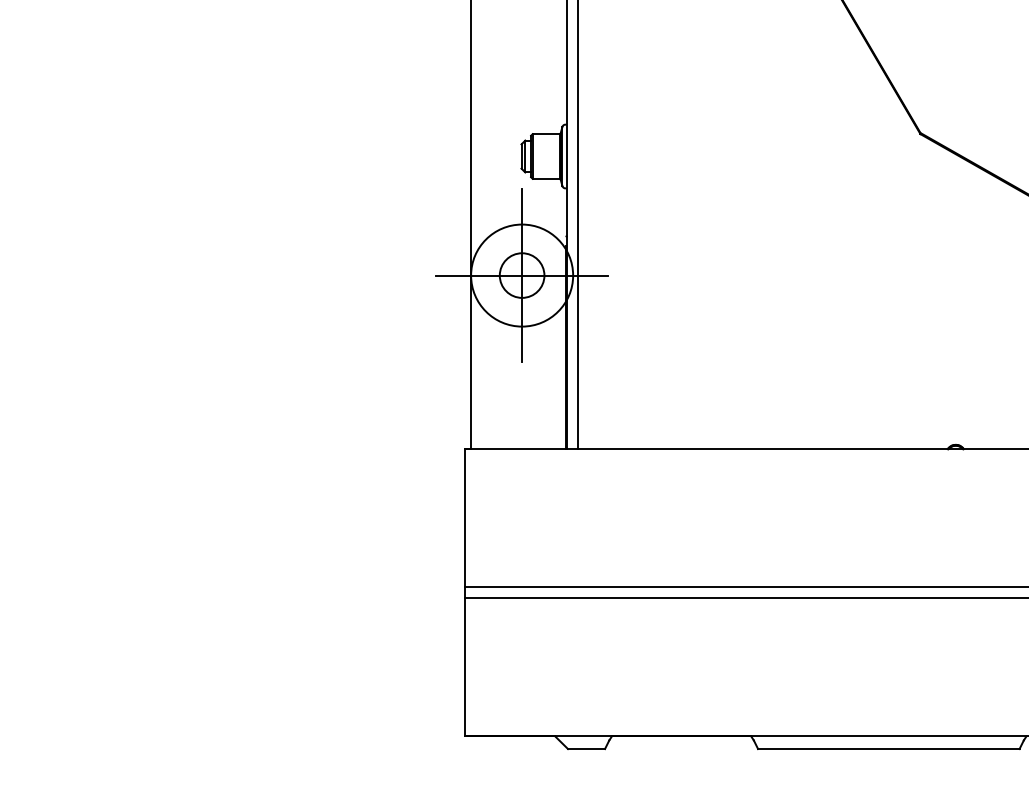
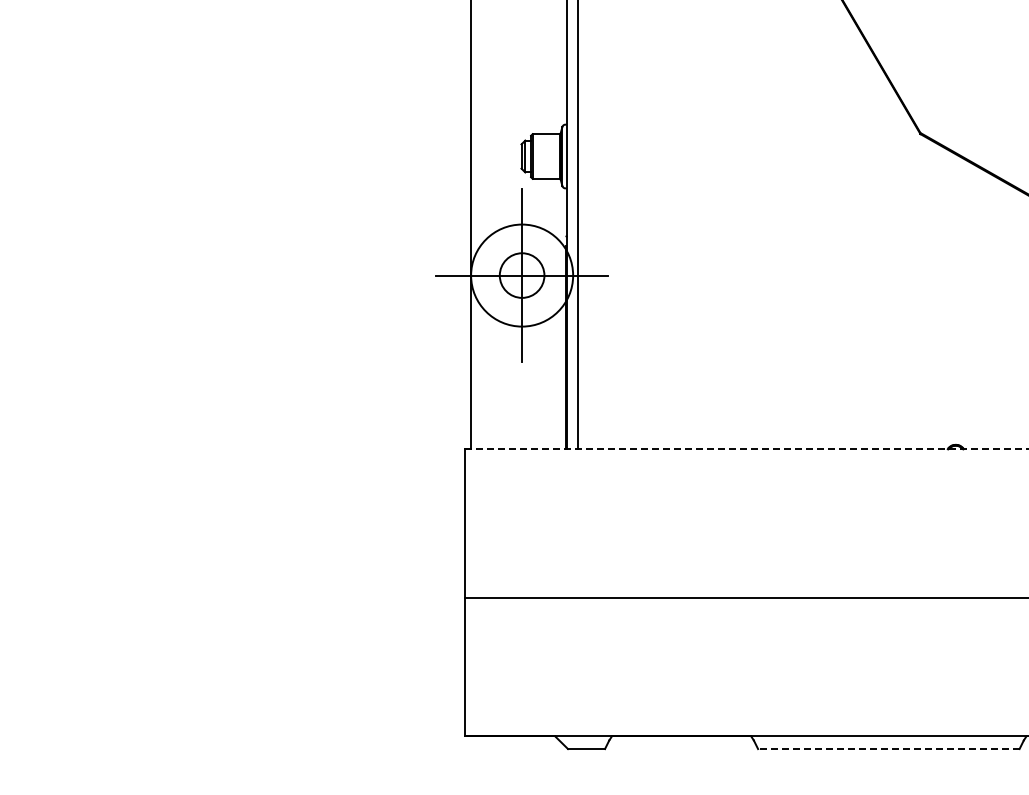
line: solid -> dashed (746, 449)
line: present -> none (744, 587)
line: solid -> dashed (888, 749)
